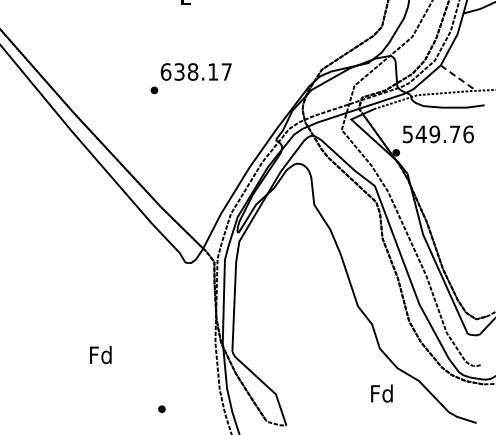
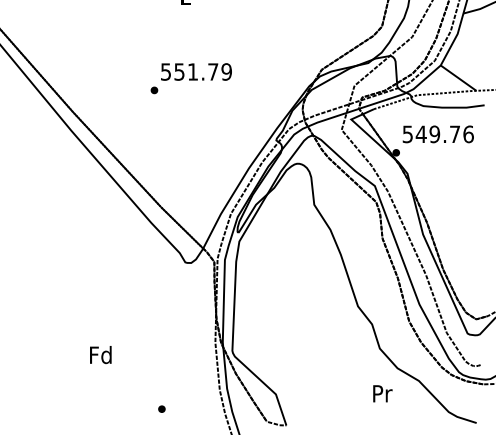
text: 638.17 -> 551.79 (195, 71)
line: dashed -> solid (458, 78)
text: Fd -> Pr (381, 393)
